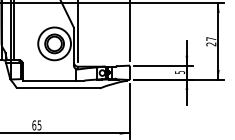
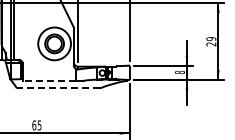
text: 27 -> 29 (211, 39)
text: 5 -> 8 (179, 72)
line: solid -> dashed (49, 80)
line: solid -> dashed (58, 88)
